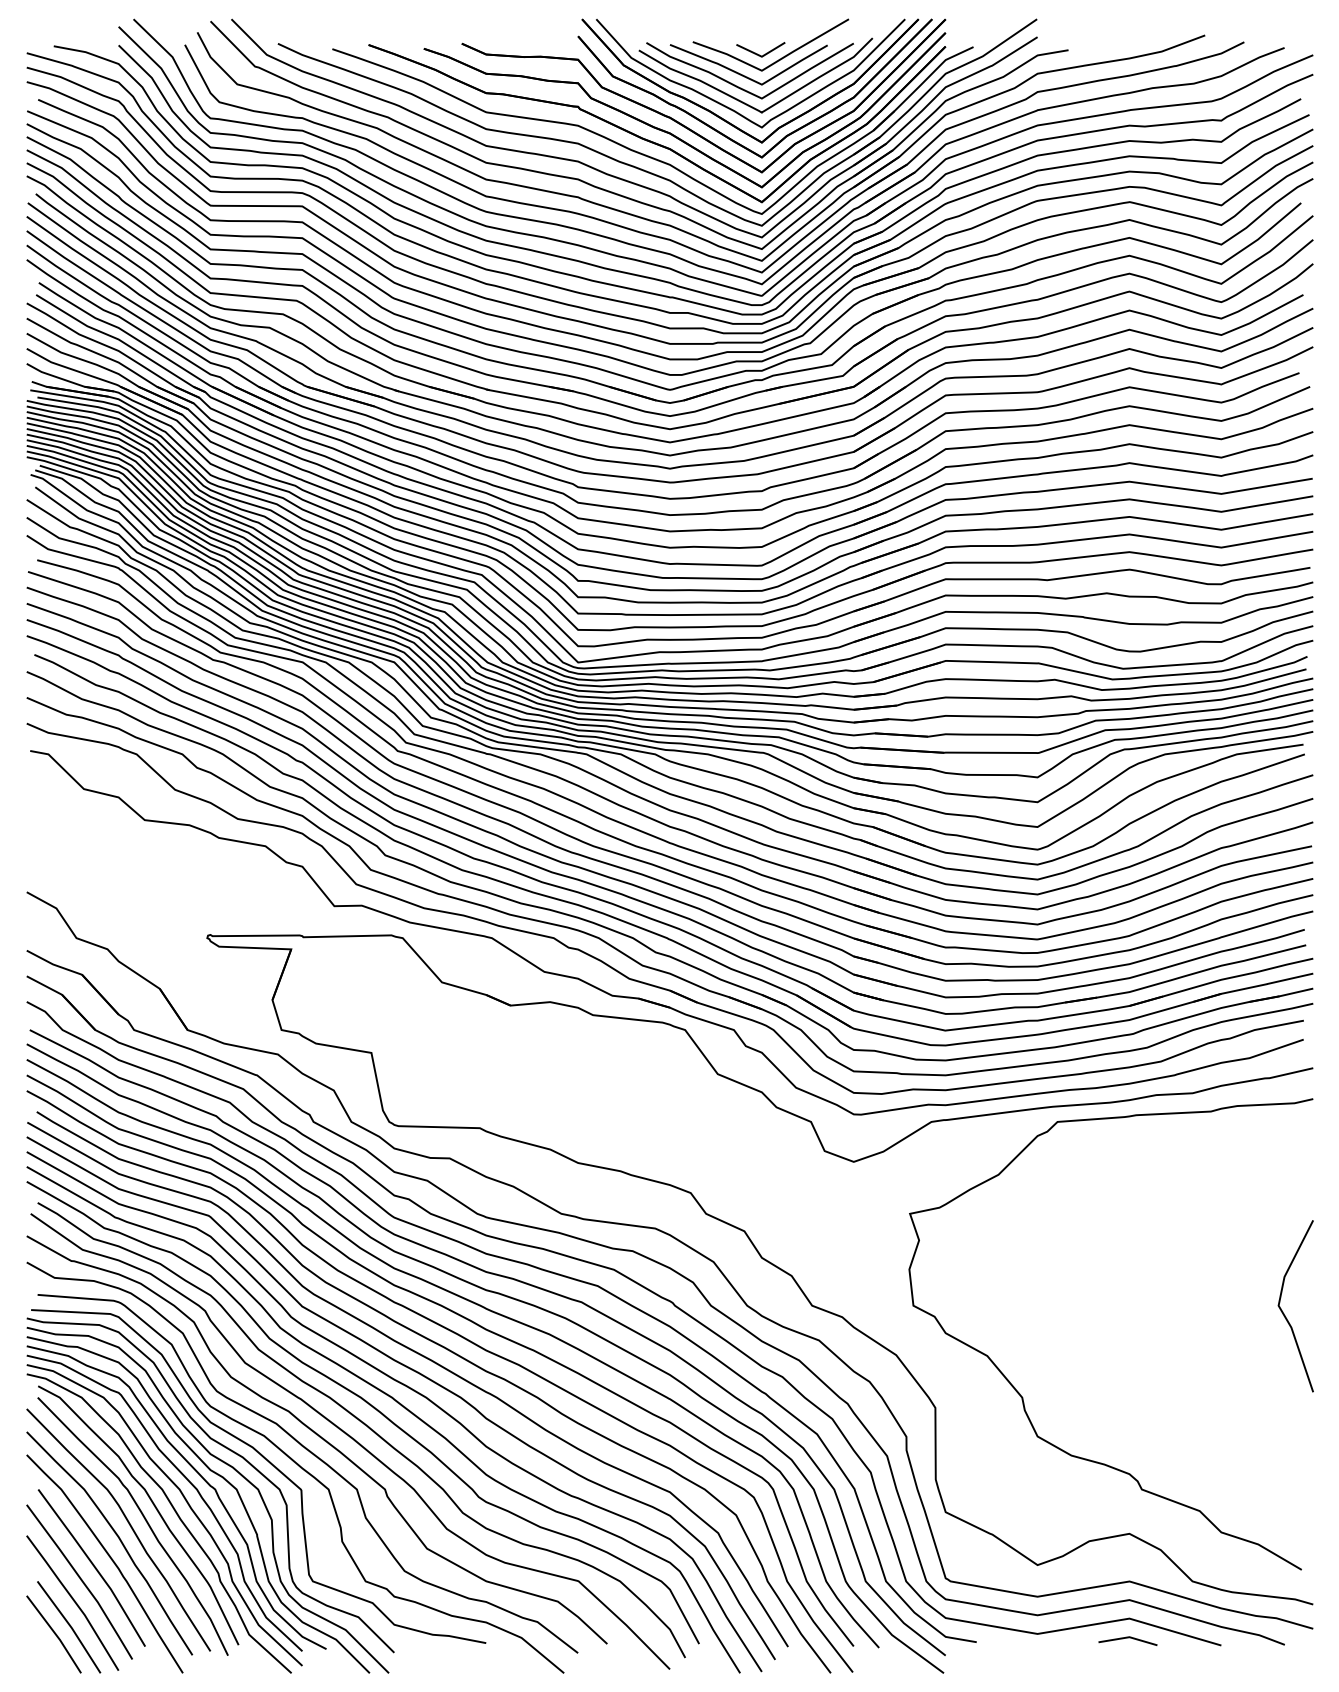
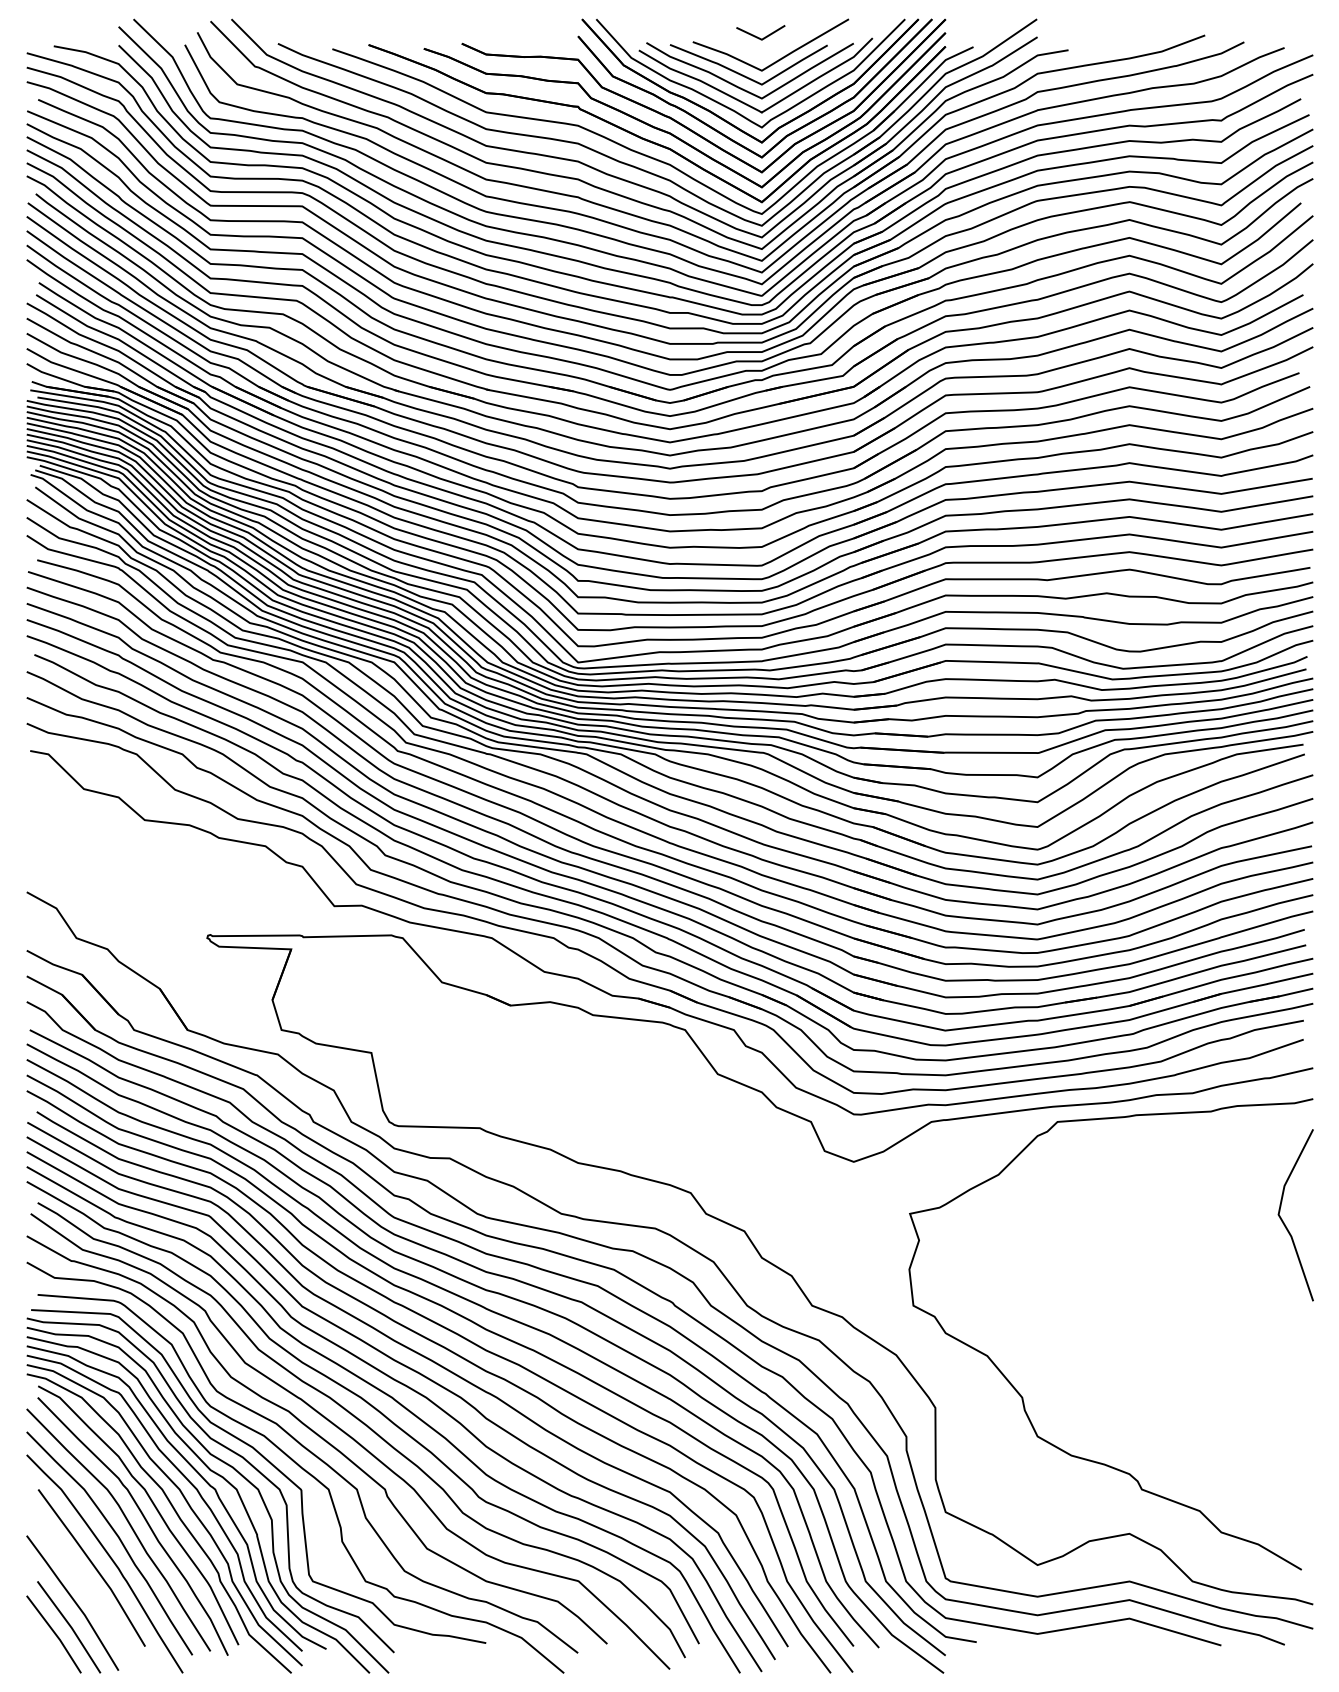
line position: (757, 53) -> (757, 36) (757, 36)
line position: (1283, 1311) -> (1283, 1220) (1283, 1220)
curve: present -> none (80, 1580)
line: present -> none (1127, 1638)
